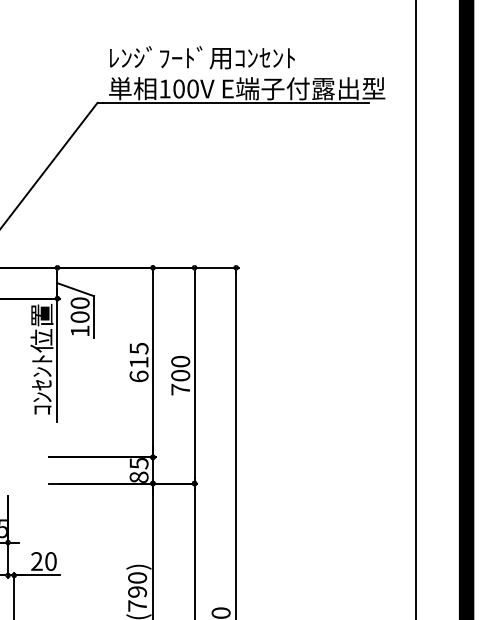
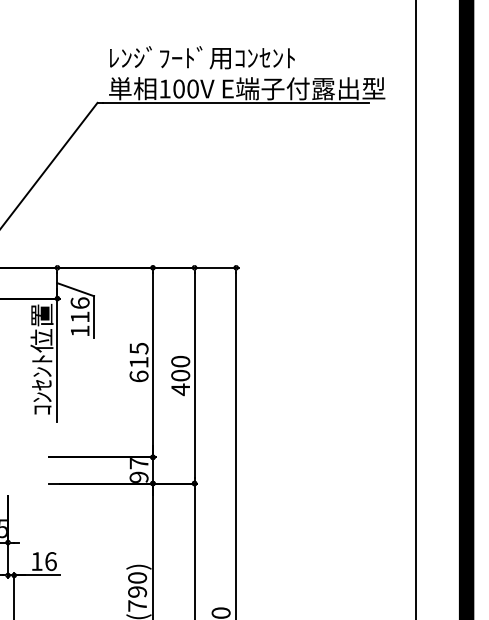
text: 100 -> 116 (79, 309)
text: 700 -> 400 (180, 389)
text: 85 -> 97 (138, 470)
text: 20 -> 16 (43, 561)
